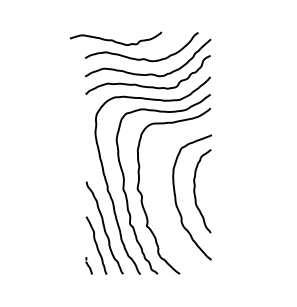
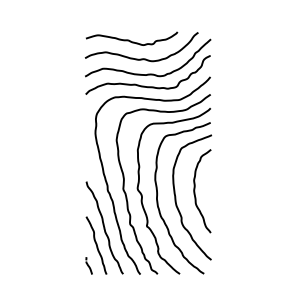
curve position: (114, 40) -> (130, 40) (130, 40)
curve: none -> present (158, 200)
